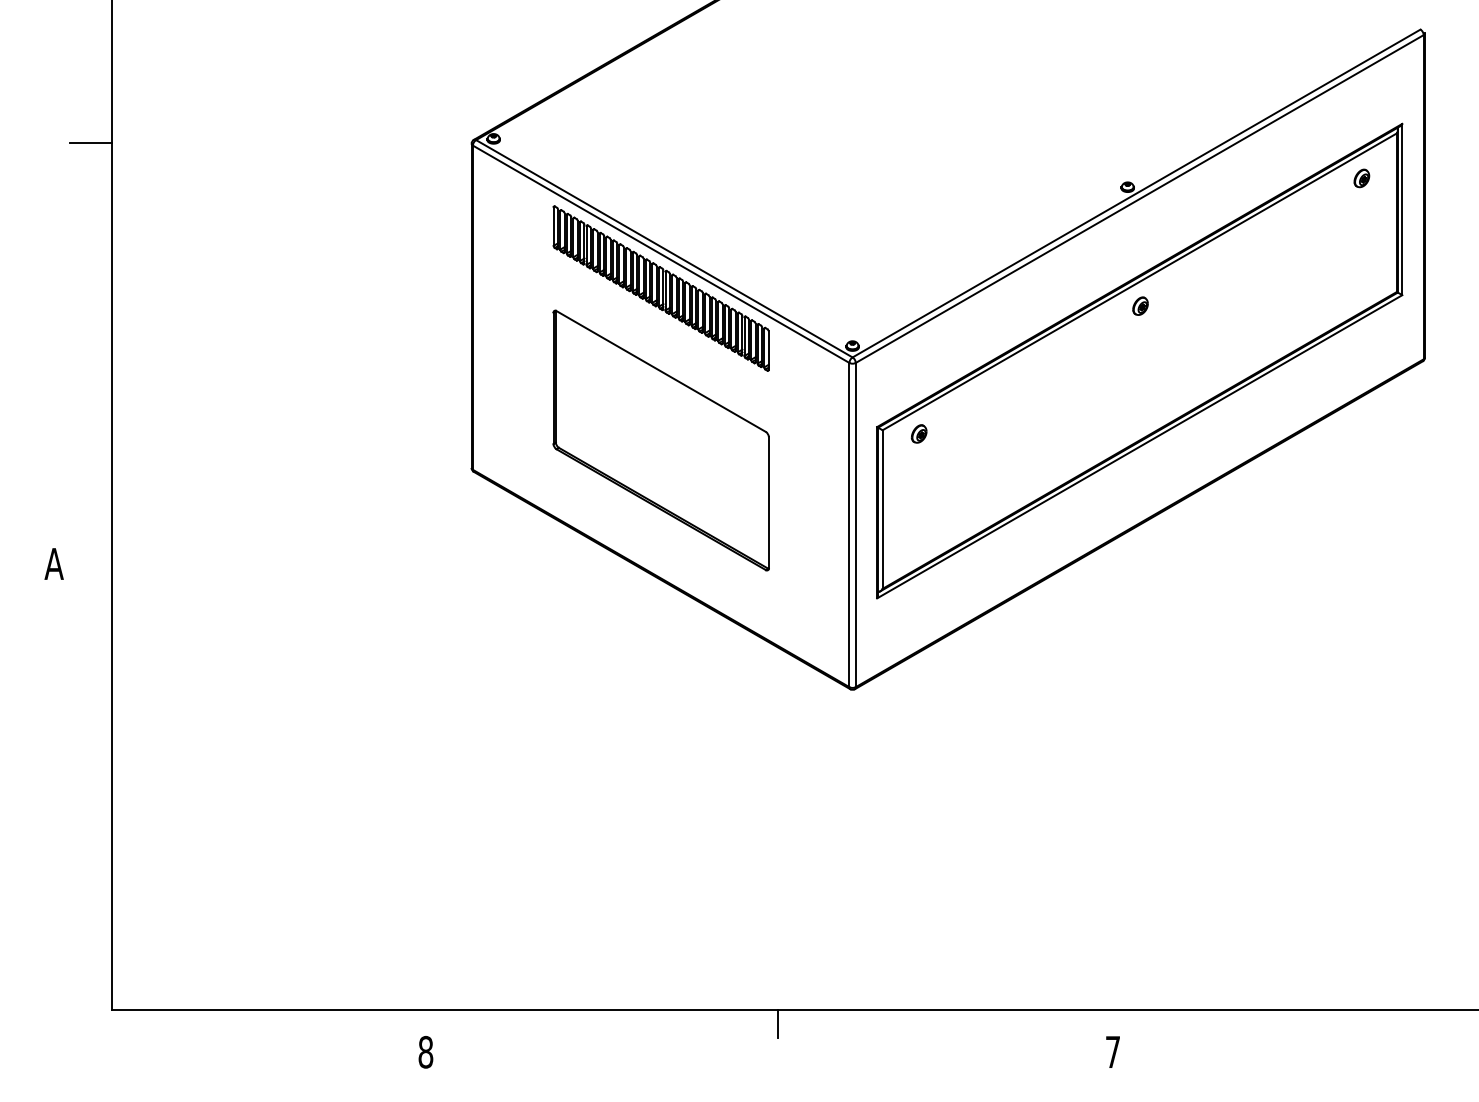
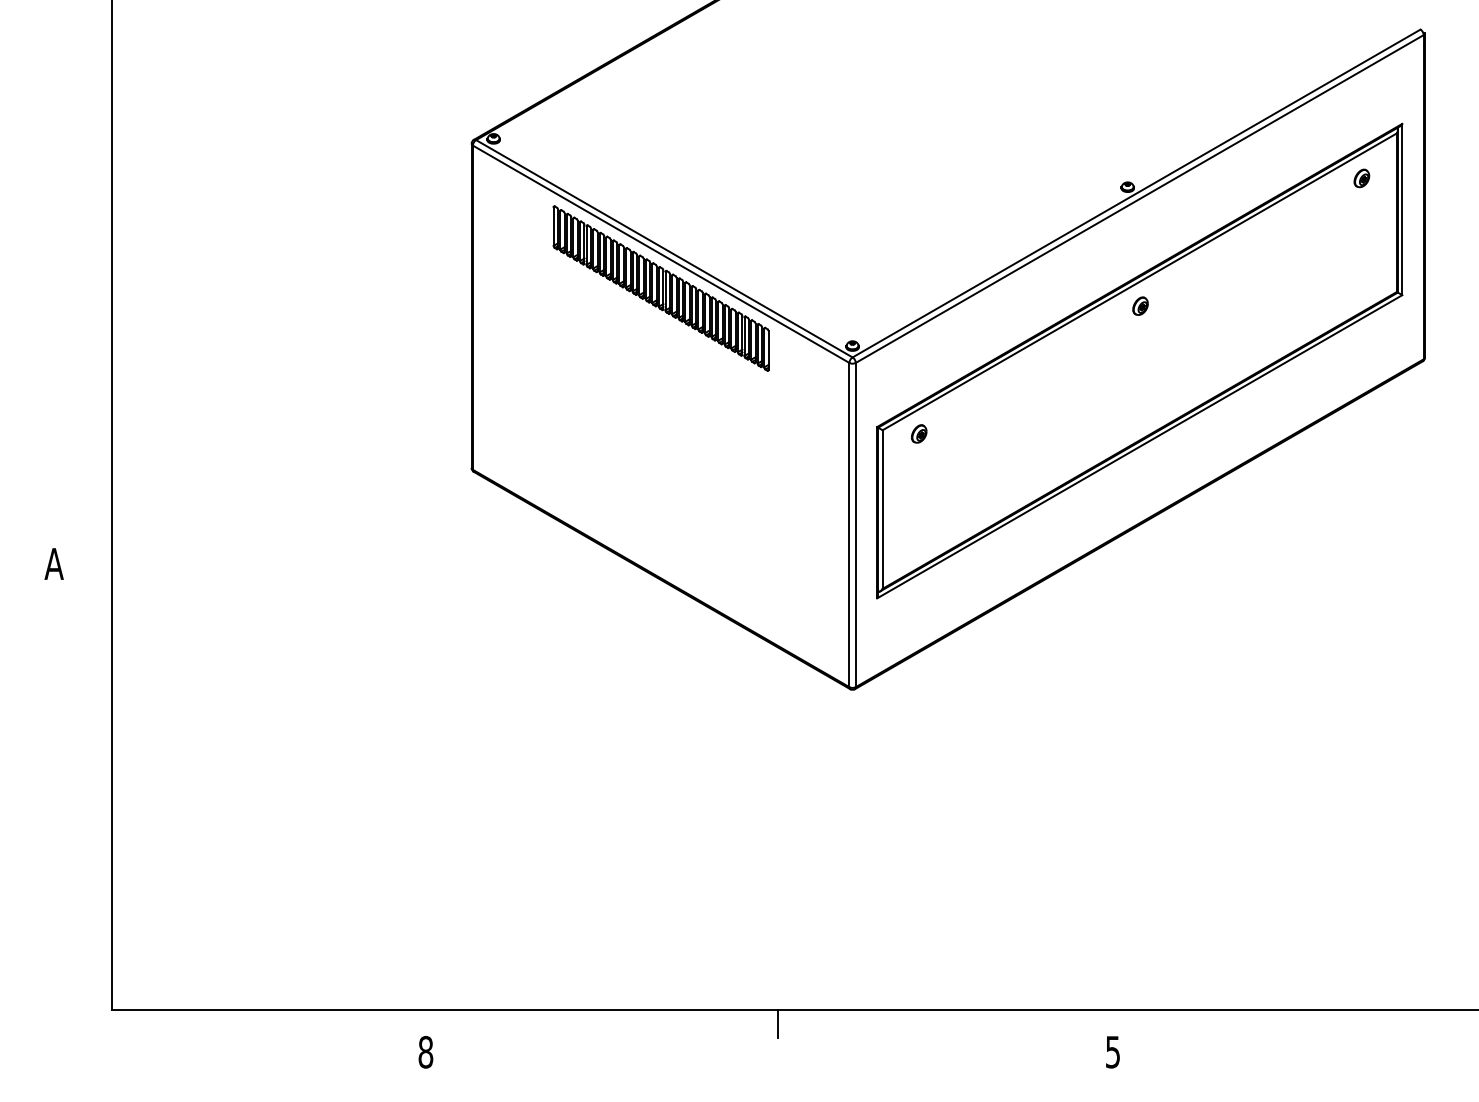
line: present -> none (90, 142)
part: present -> none (660, 440)
text: 7 -> 5 (1112, 1052)
